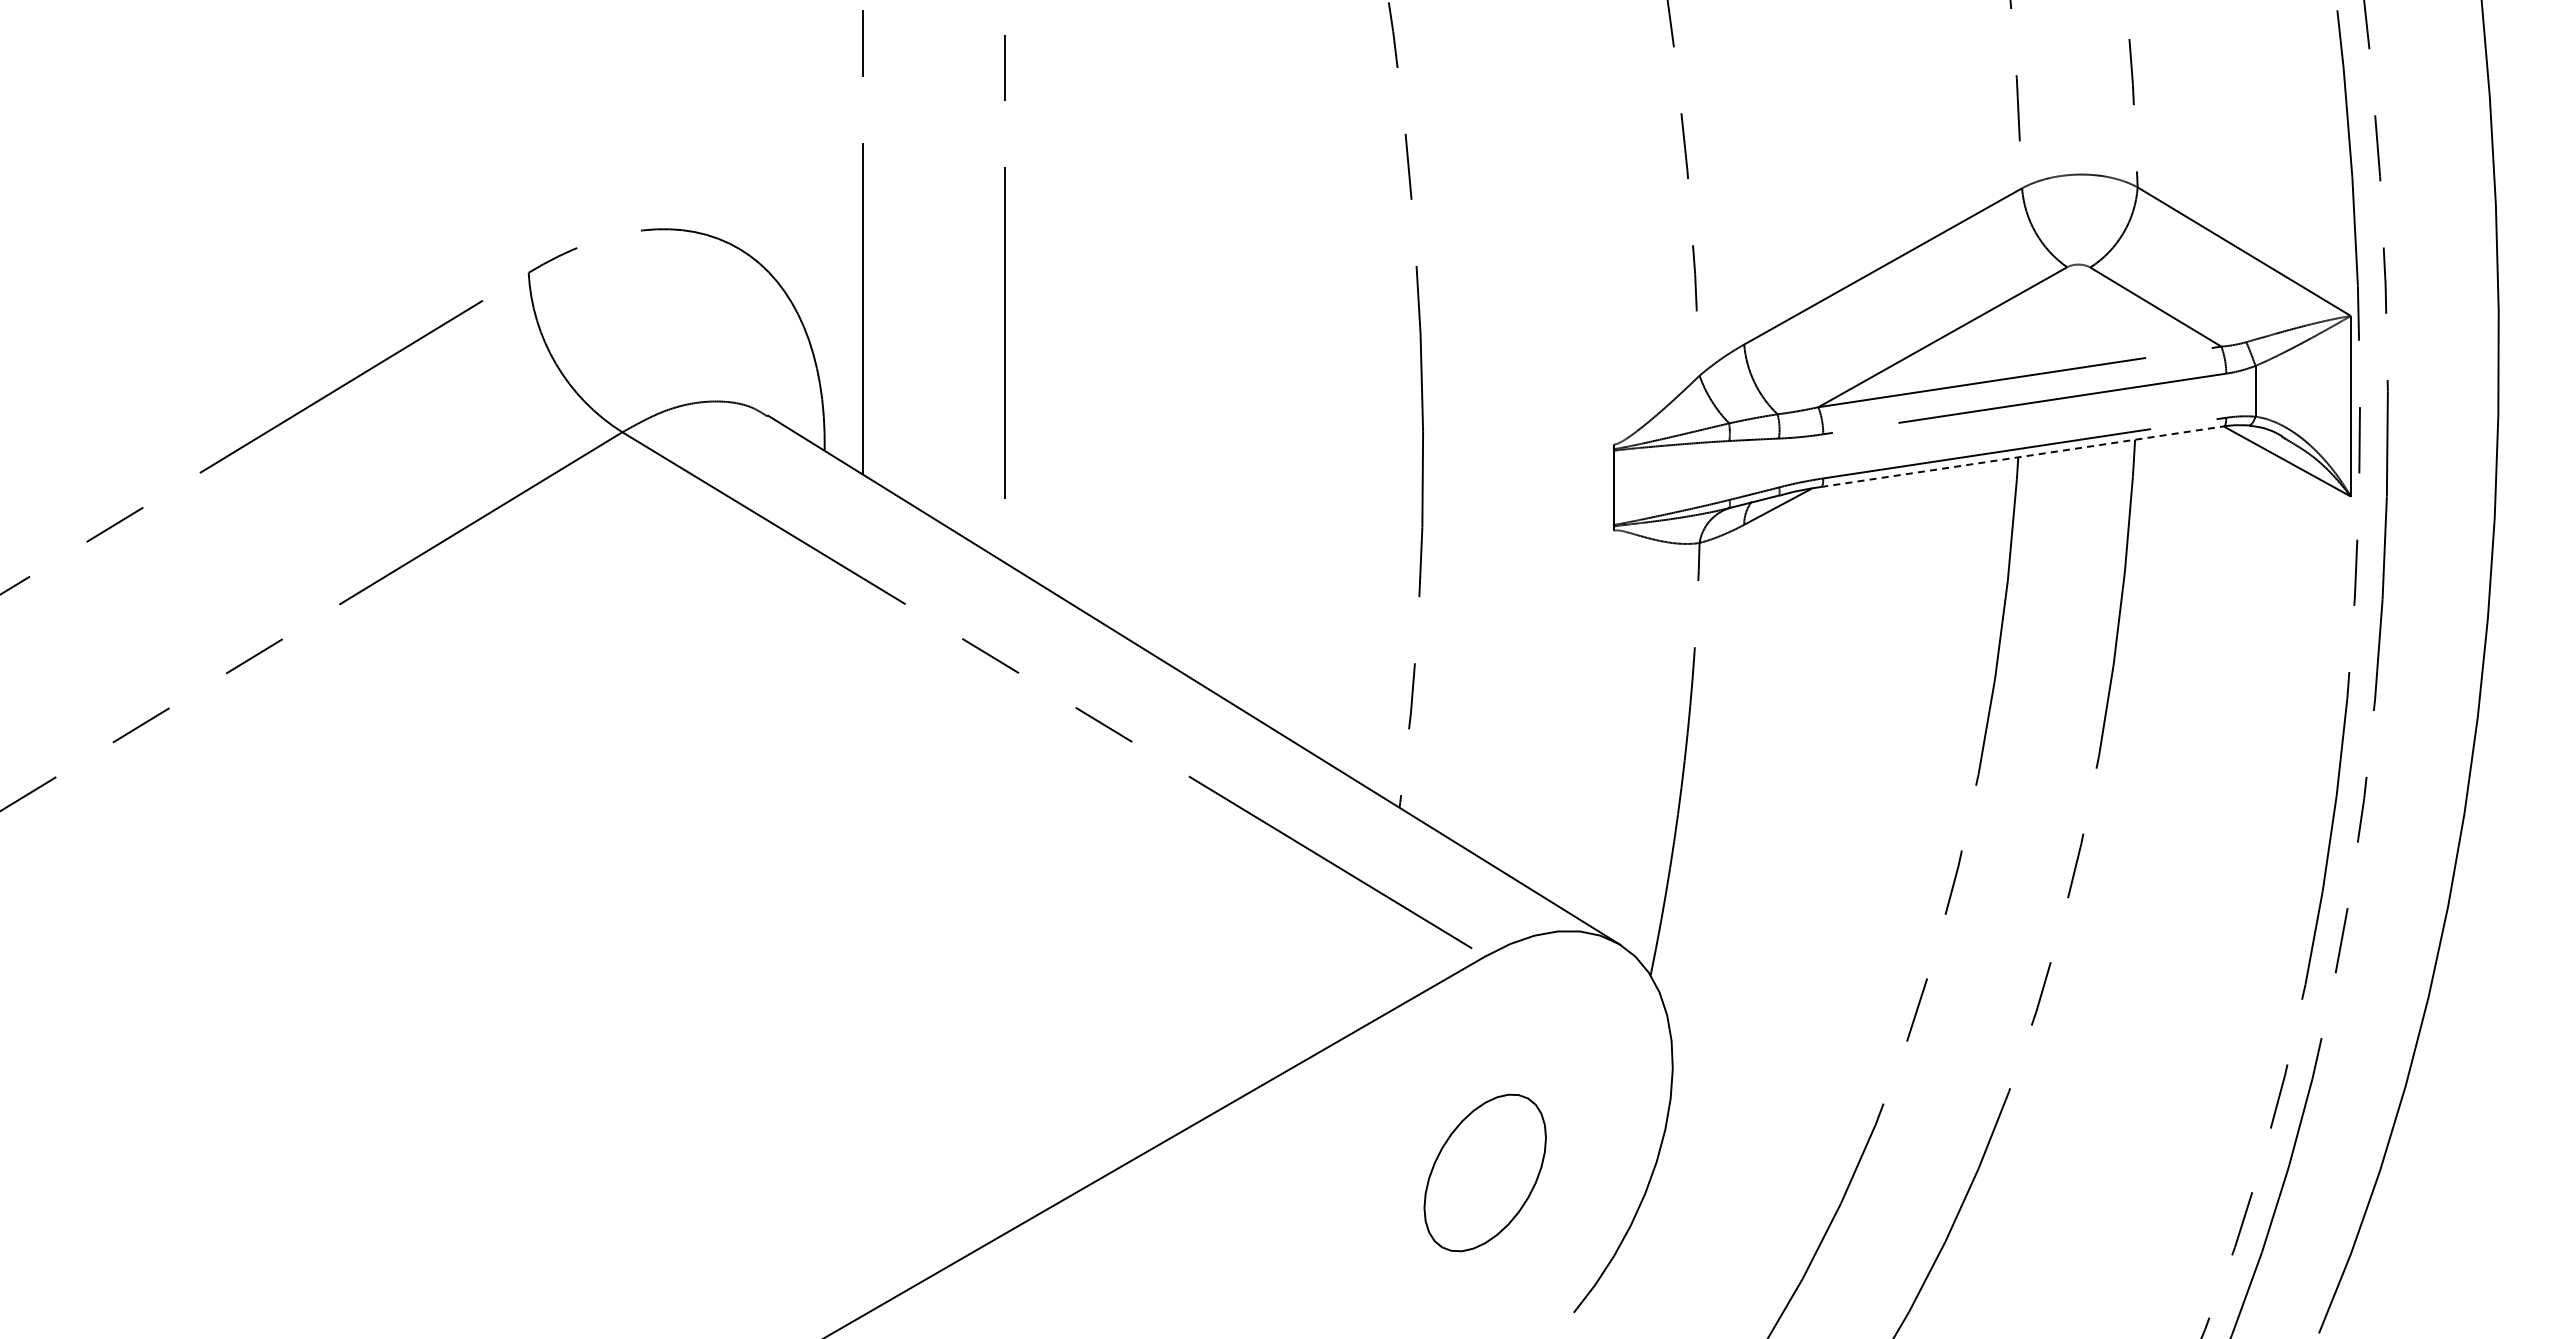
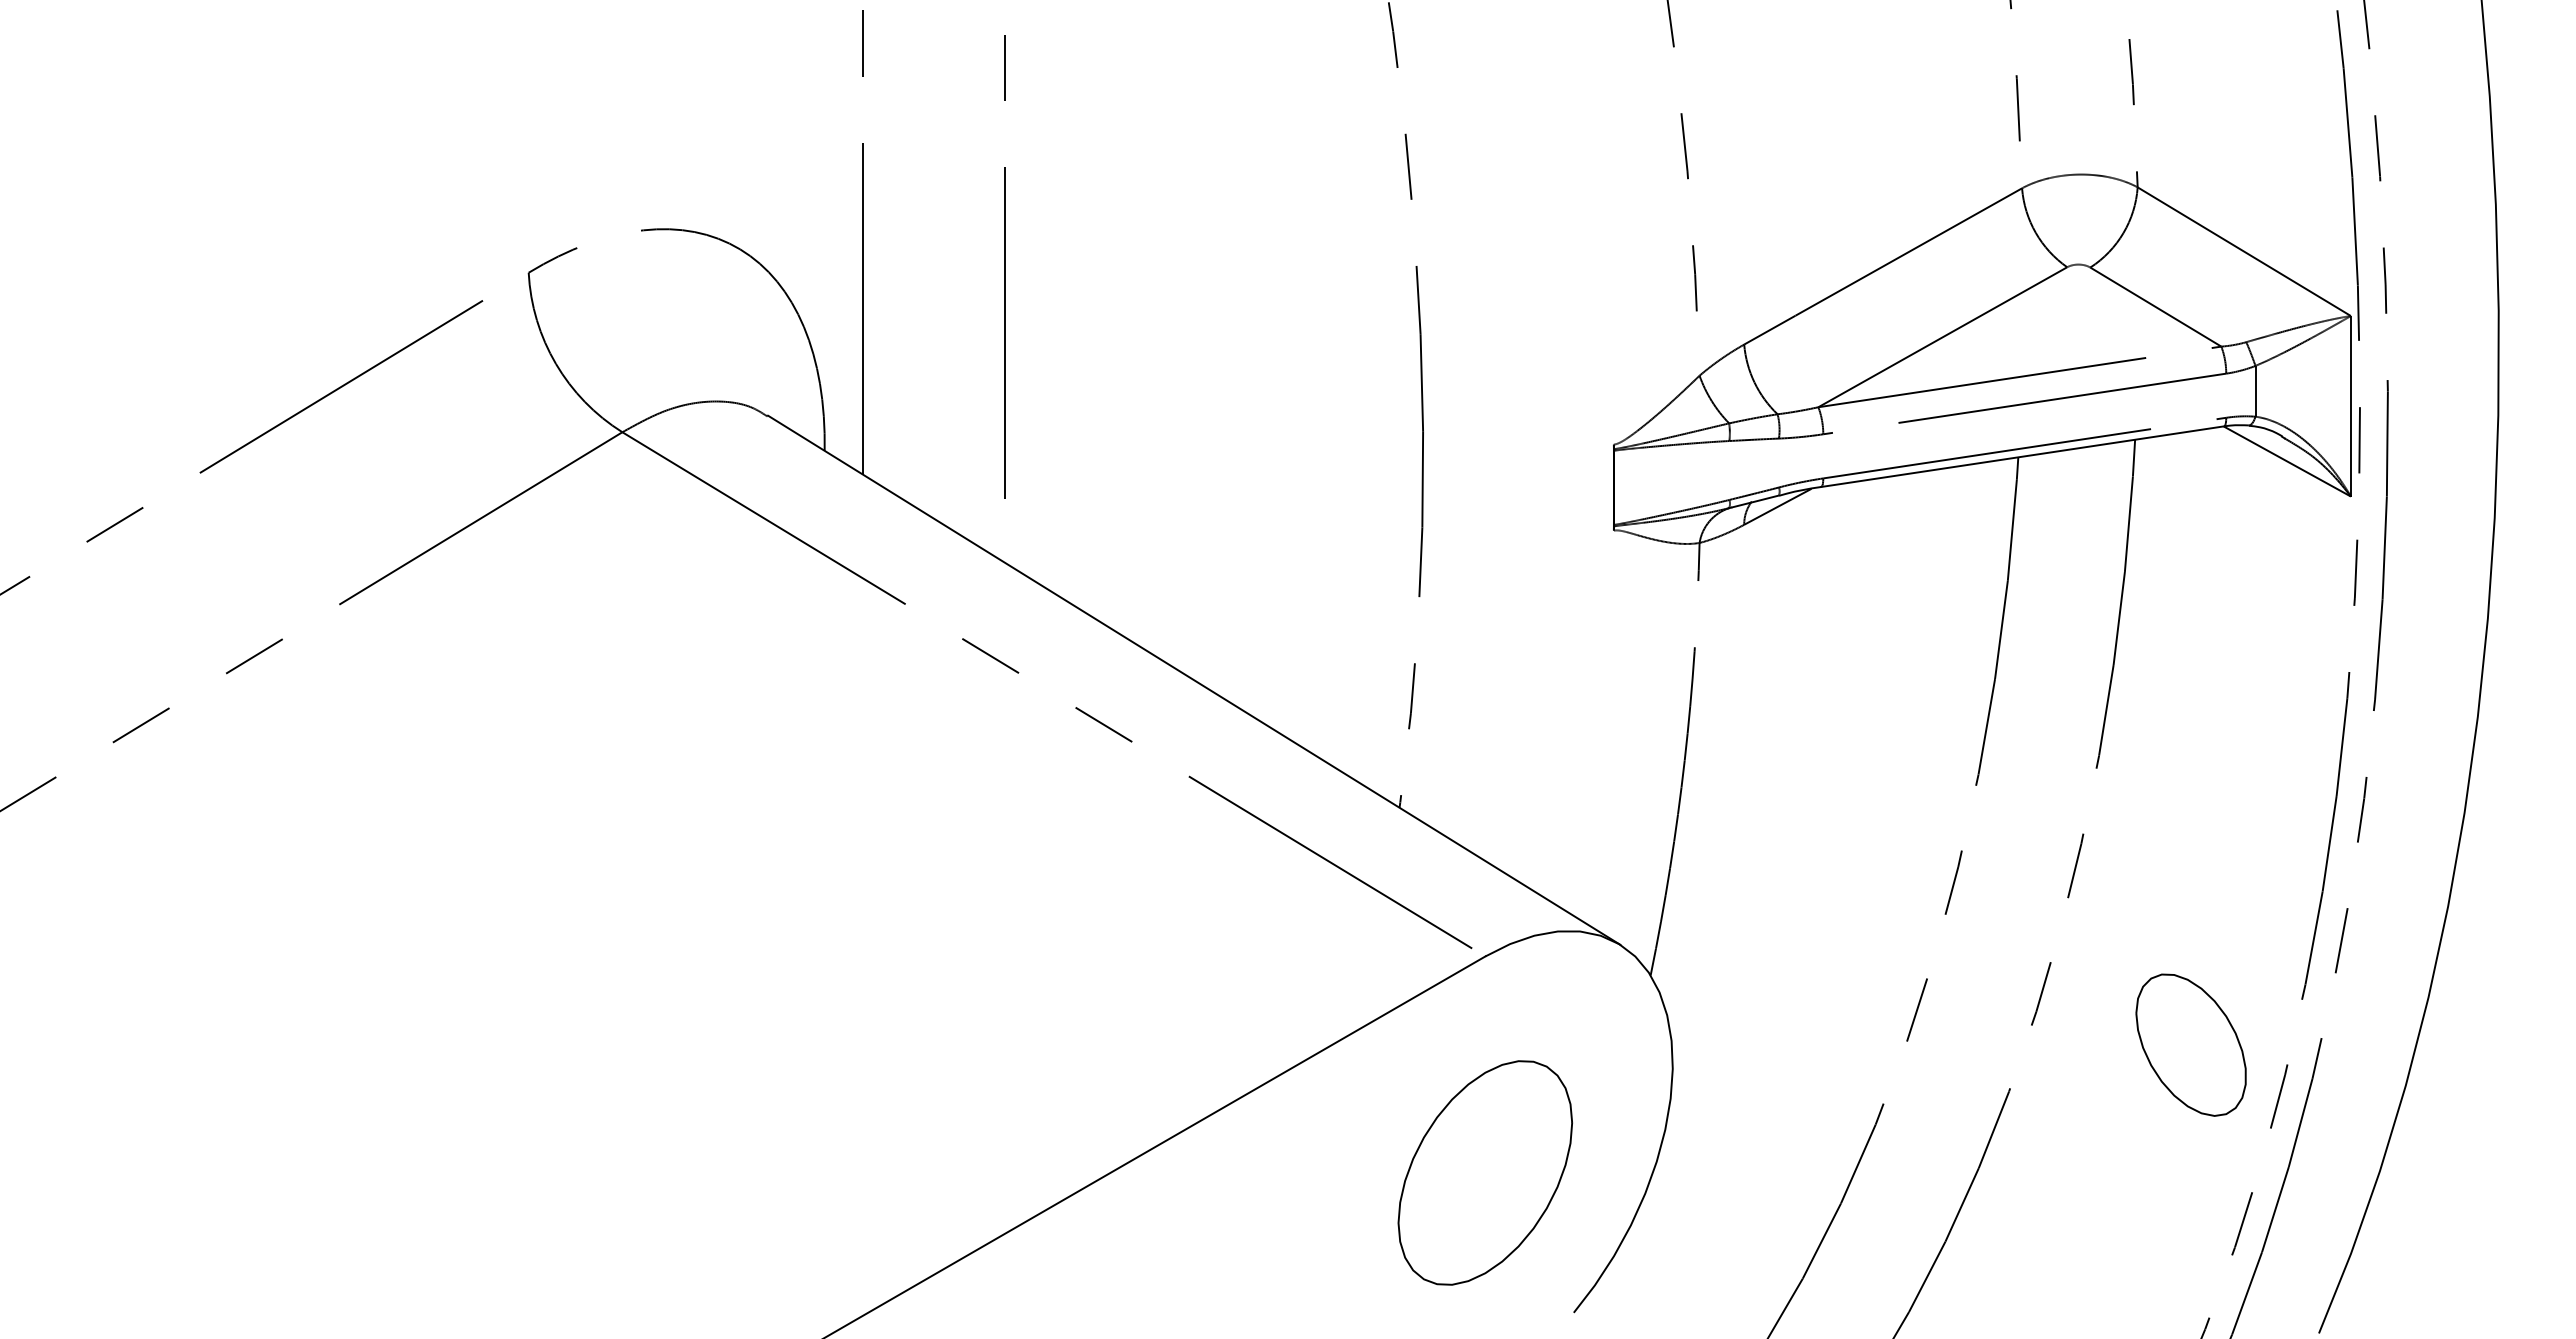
line: dashed -> solid (2022, 456)
part: none -> present (2190, 1044)
part size: 124x160 px -> 176x226 px (1484, 1172)
